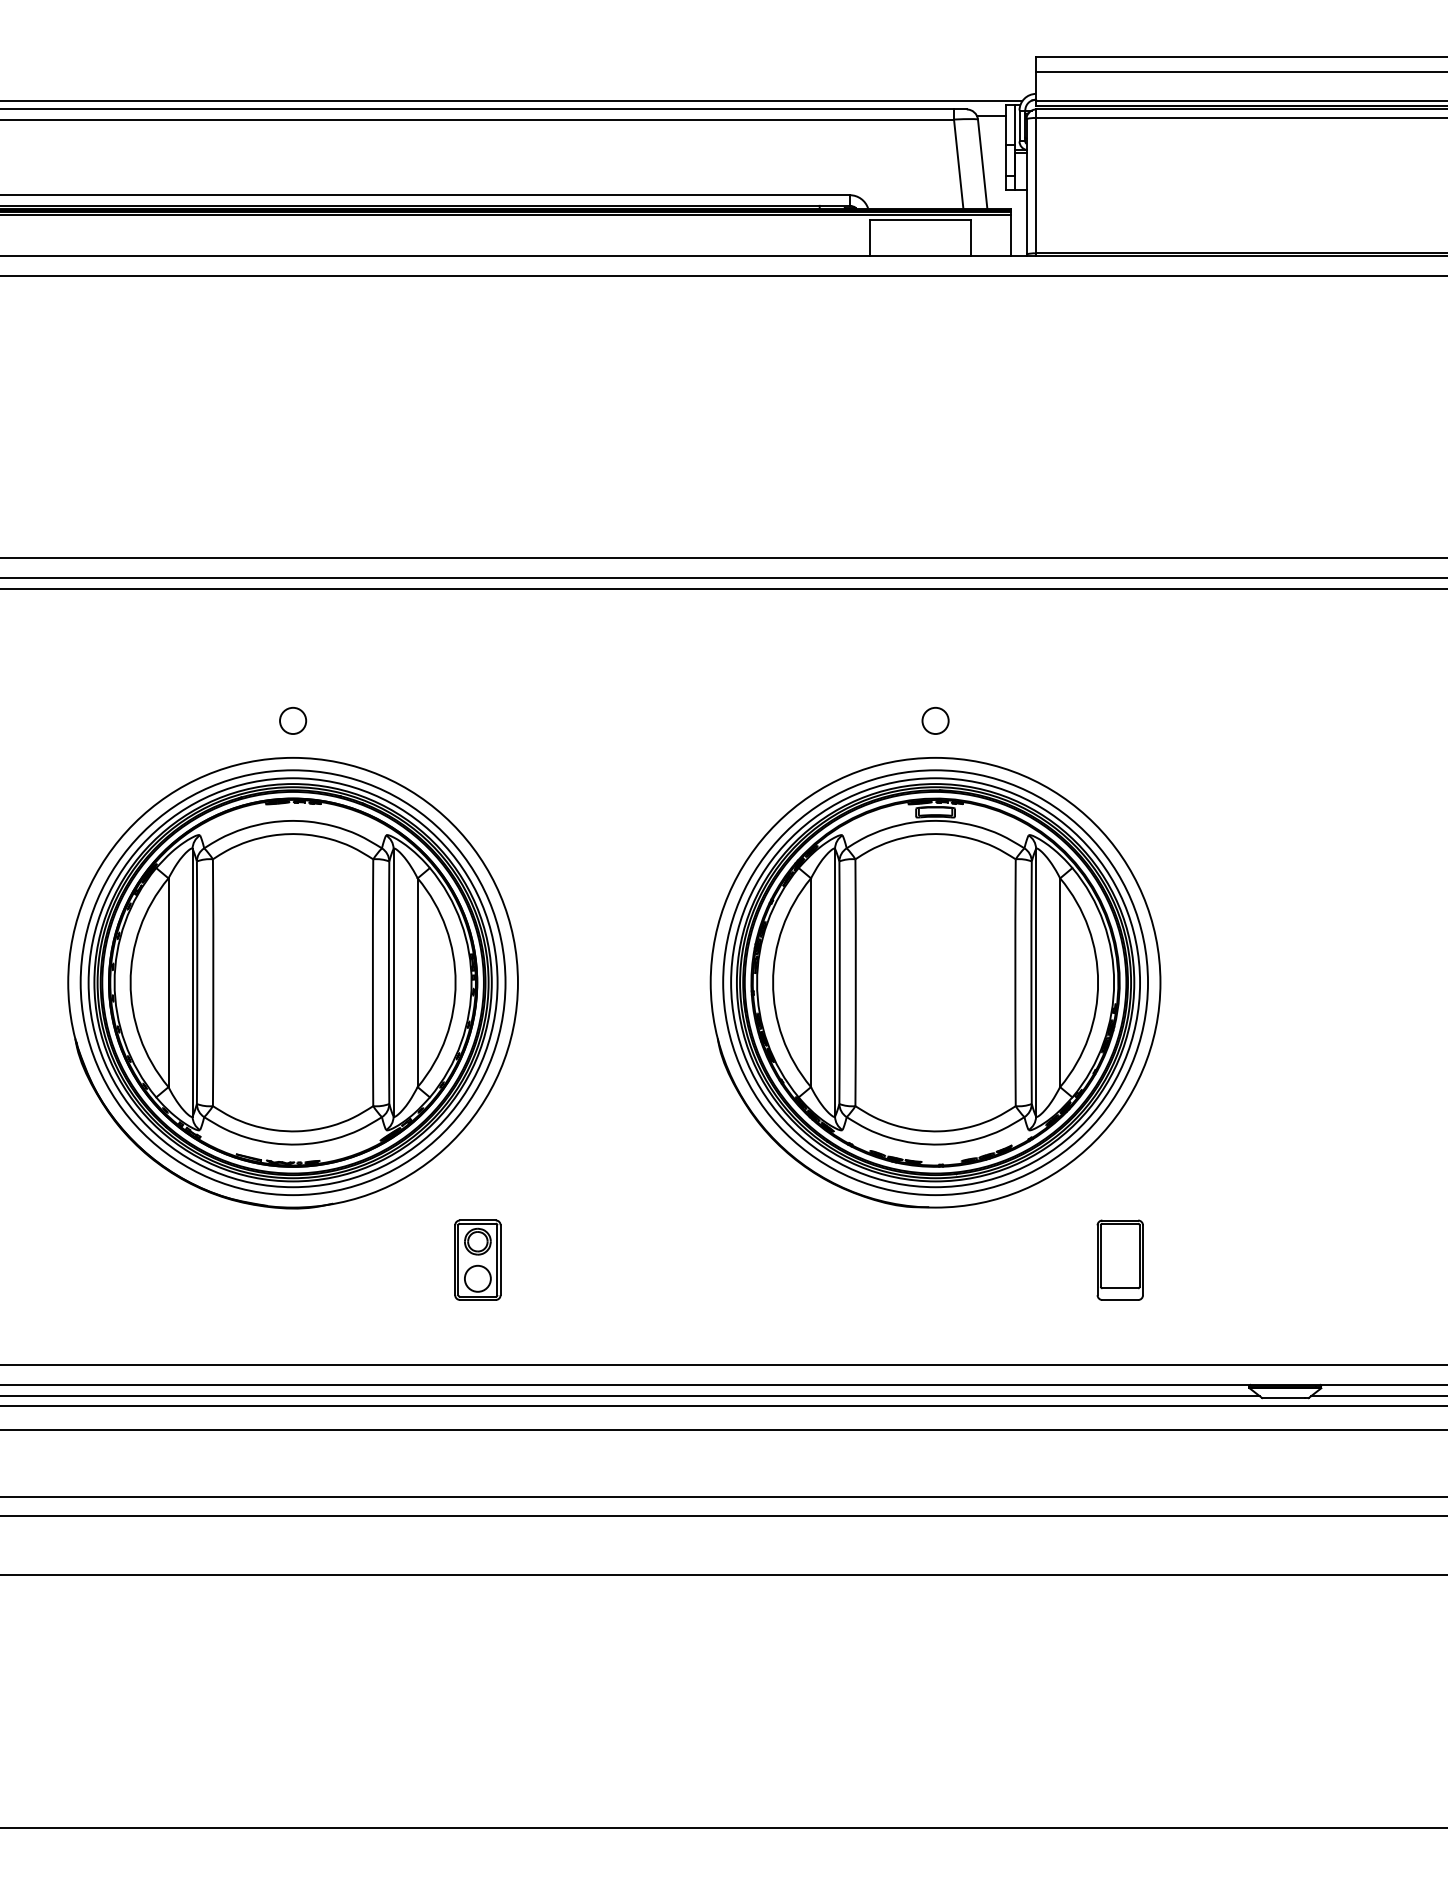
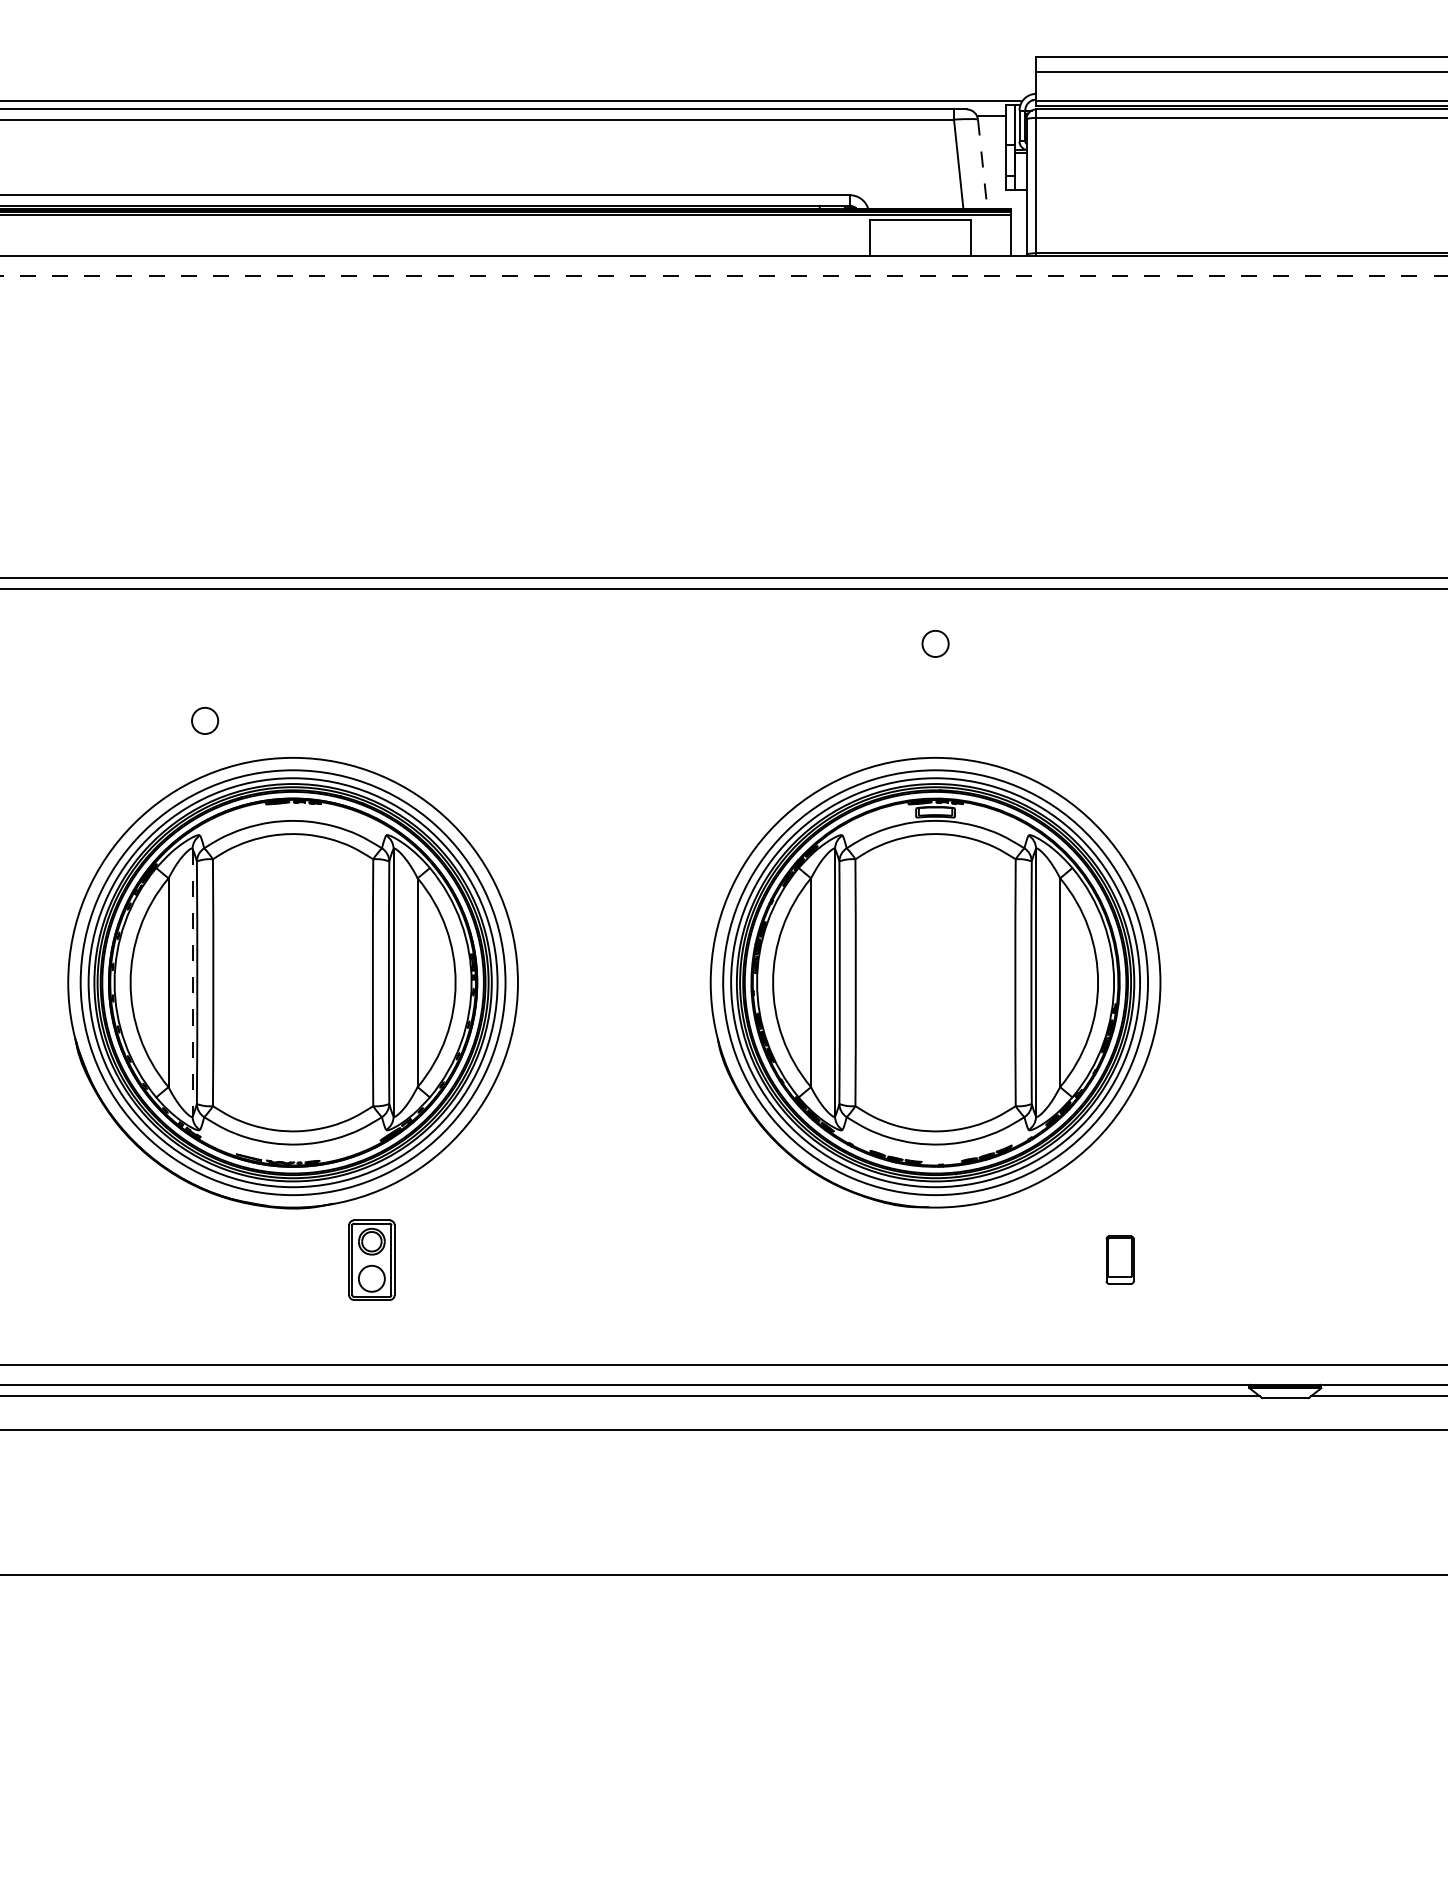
line: solid -> dashed (982, 164)
line: solid -> dashed (724, 275)
line: present -> none (723, 558)
circle position: (293, 720) -> (205, 720) (205, 720)
circle position: (935, 720) -> (935, 643) (935, 643)
line: solid -> dashed (192, 982)
part position: (477, 1259) -> (371, 1259) (371, 1259)
part size: 48x82 px -> 30x50 px (1119, 1259)
line: present -> none (723, 1405)
line: present -> none (723, 1497)
line: present -> none (723, 1516)
line: present -> none (723, 1828)
